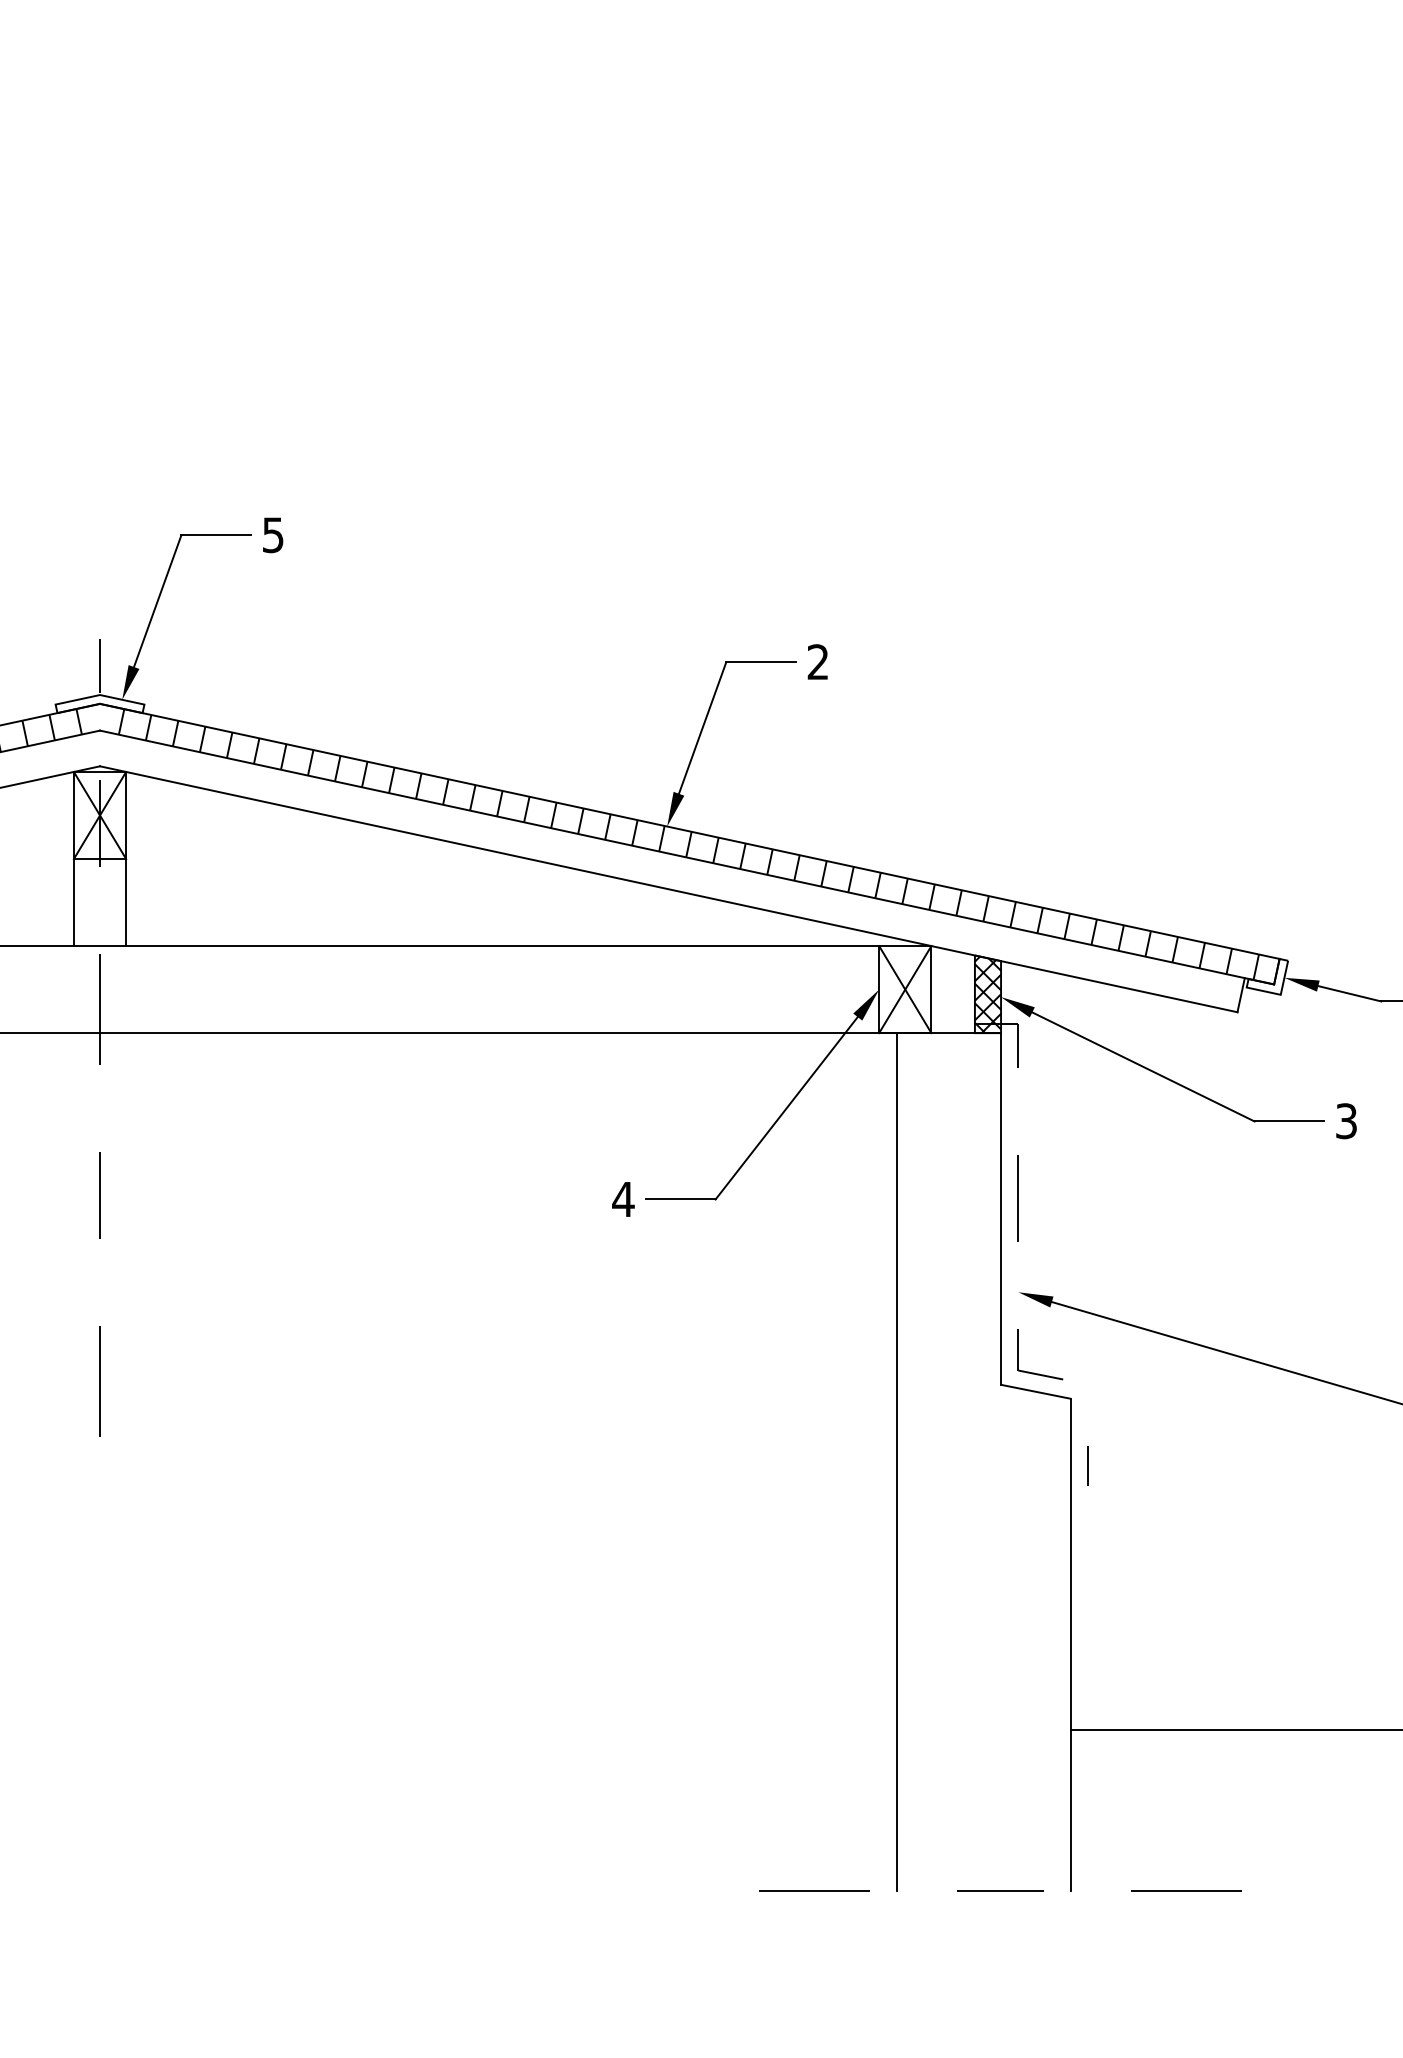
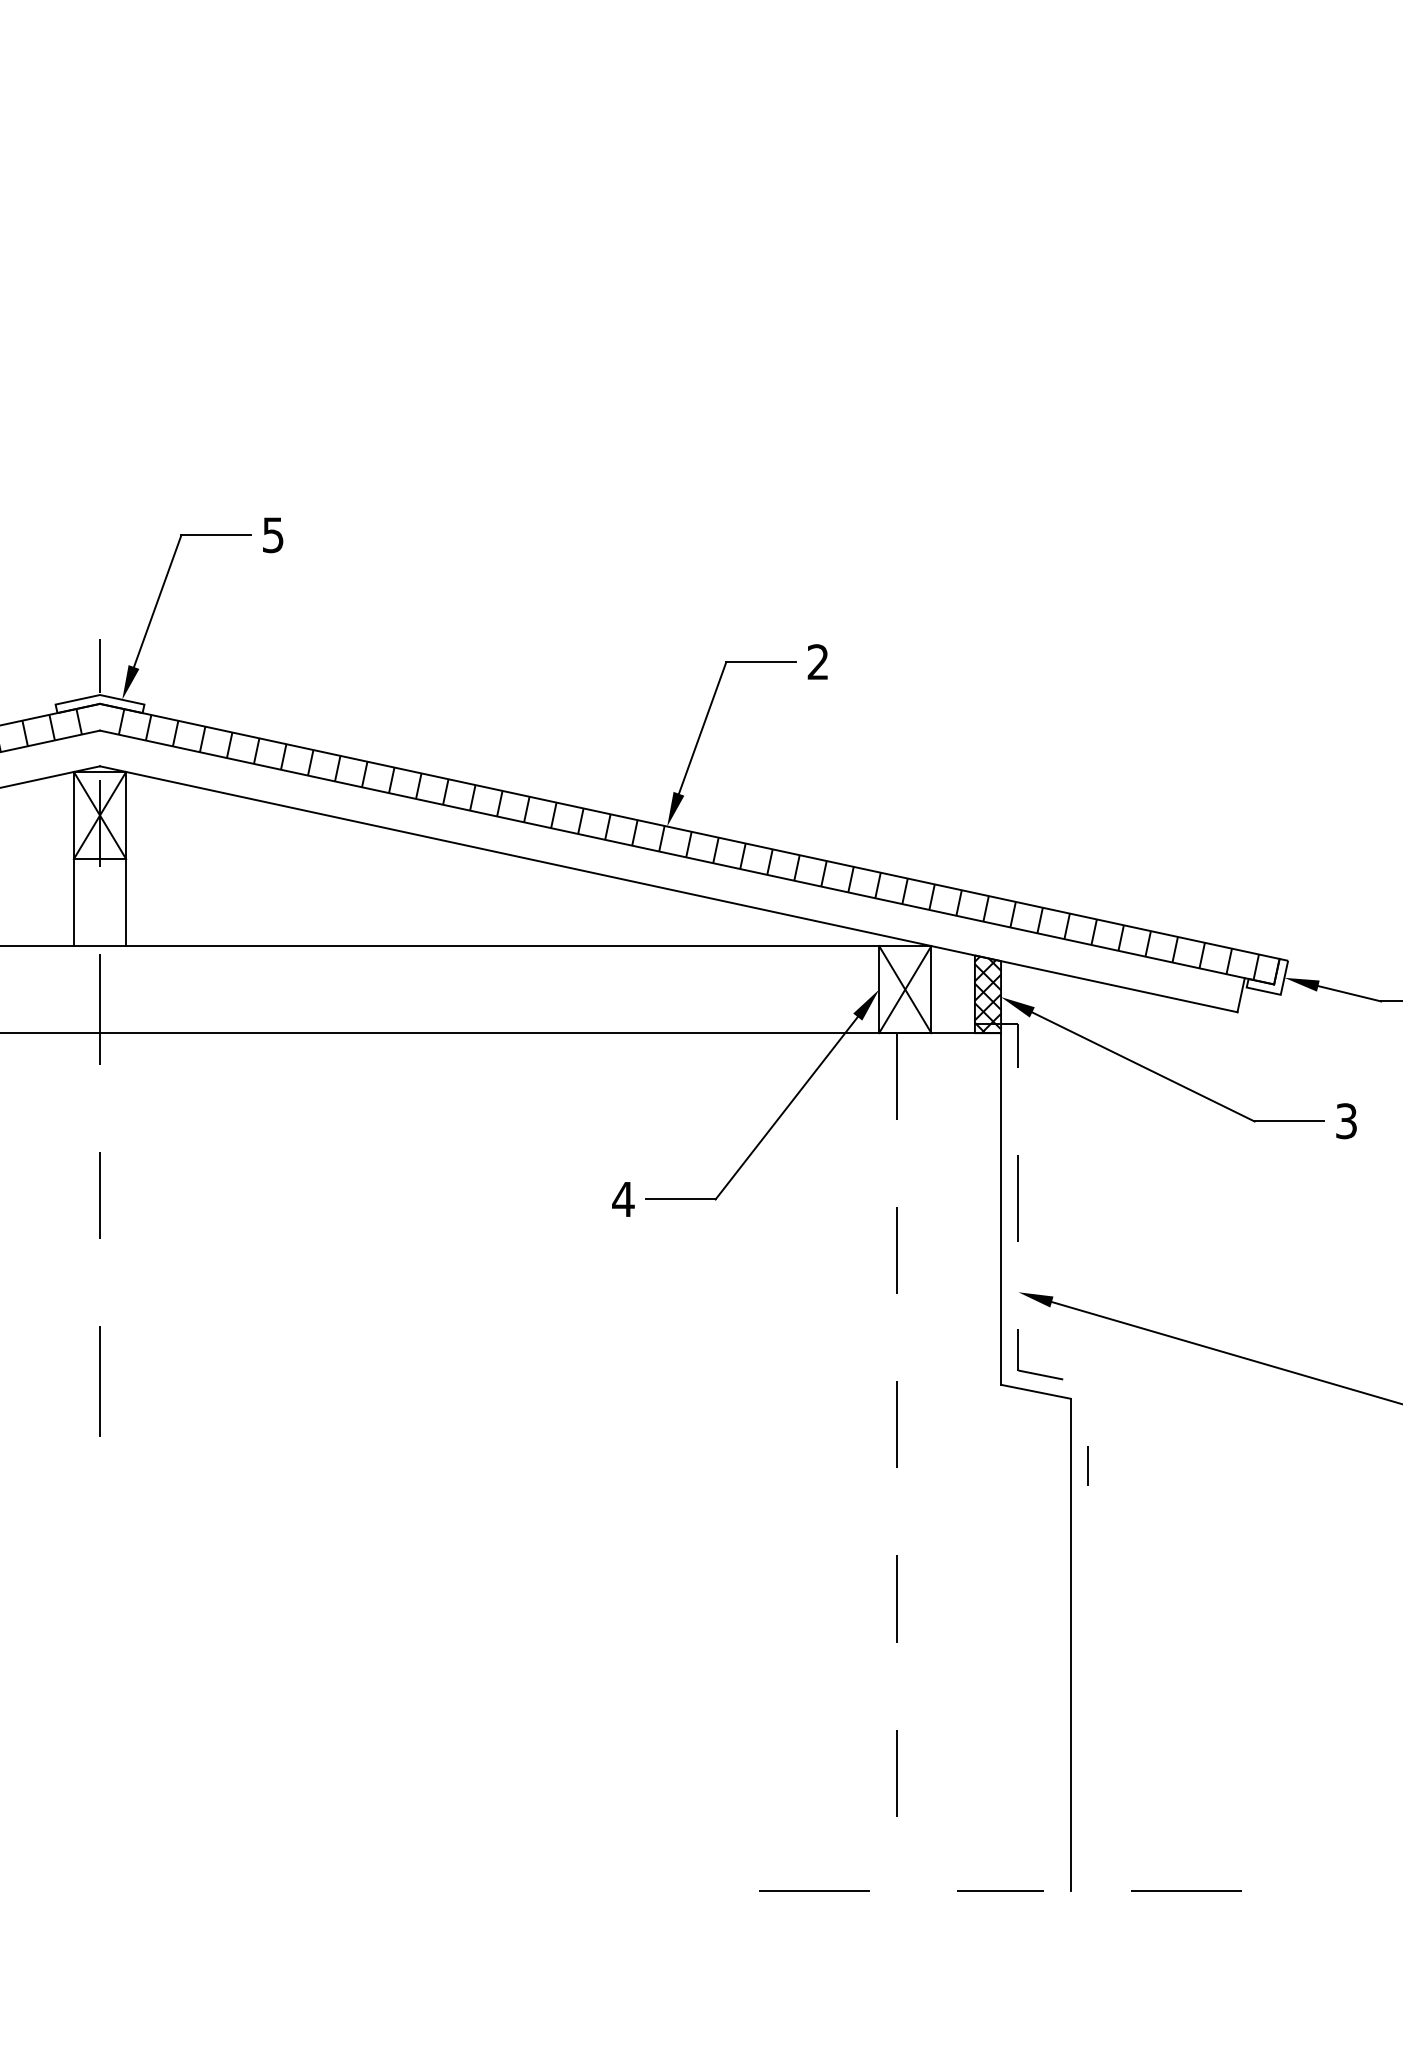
line: solid -> dashed (896, 1461)
line: present -> none (1234, 1729)
